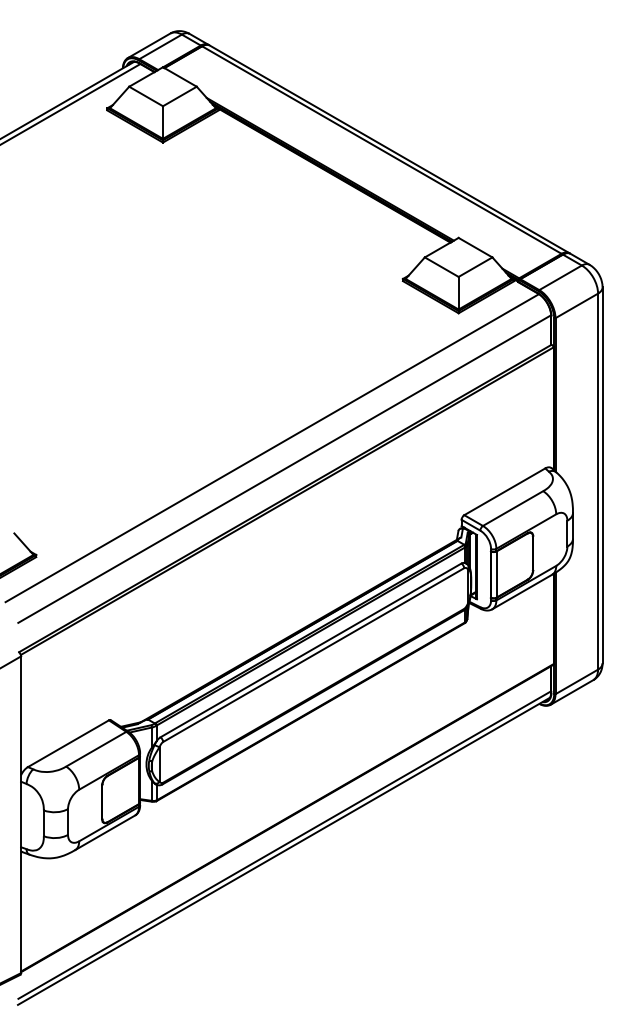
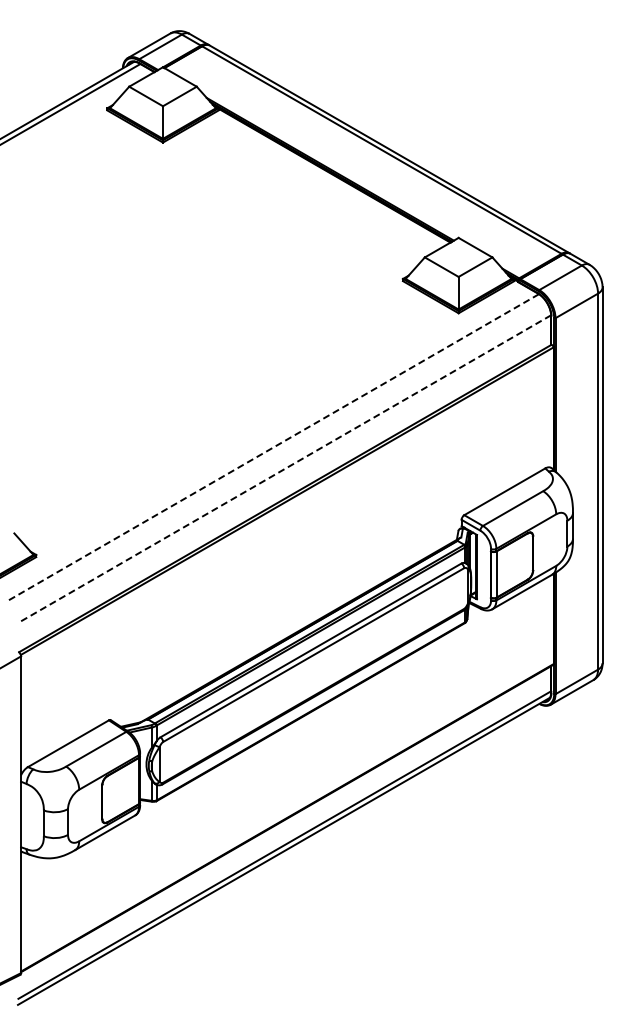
line: solid -> dashed (272, 448)
line: solid -> dashed (284, 469)
